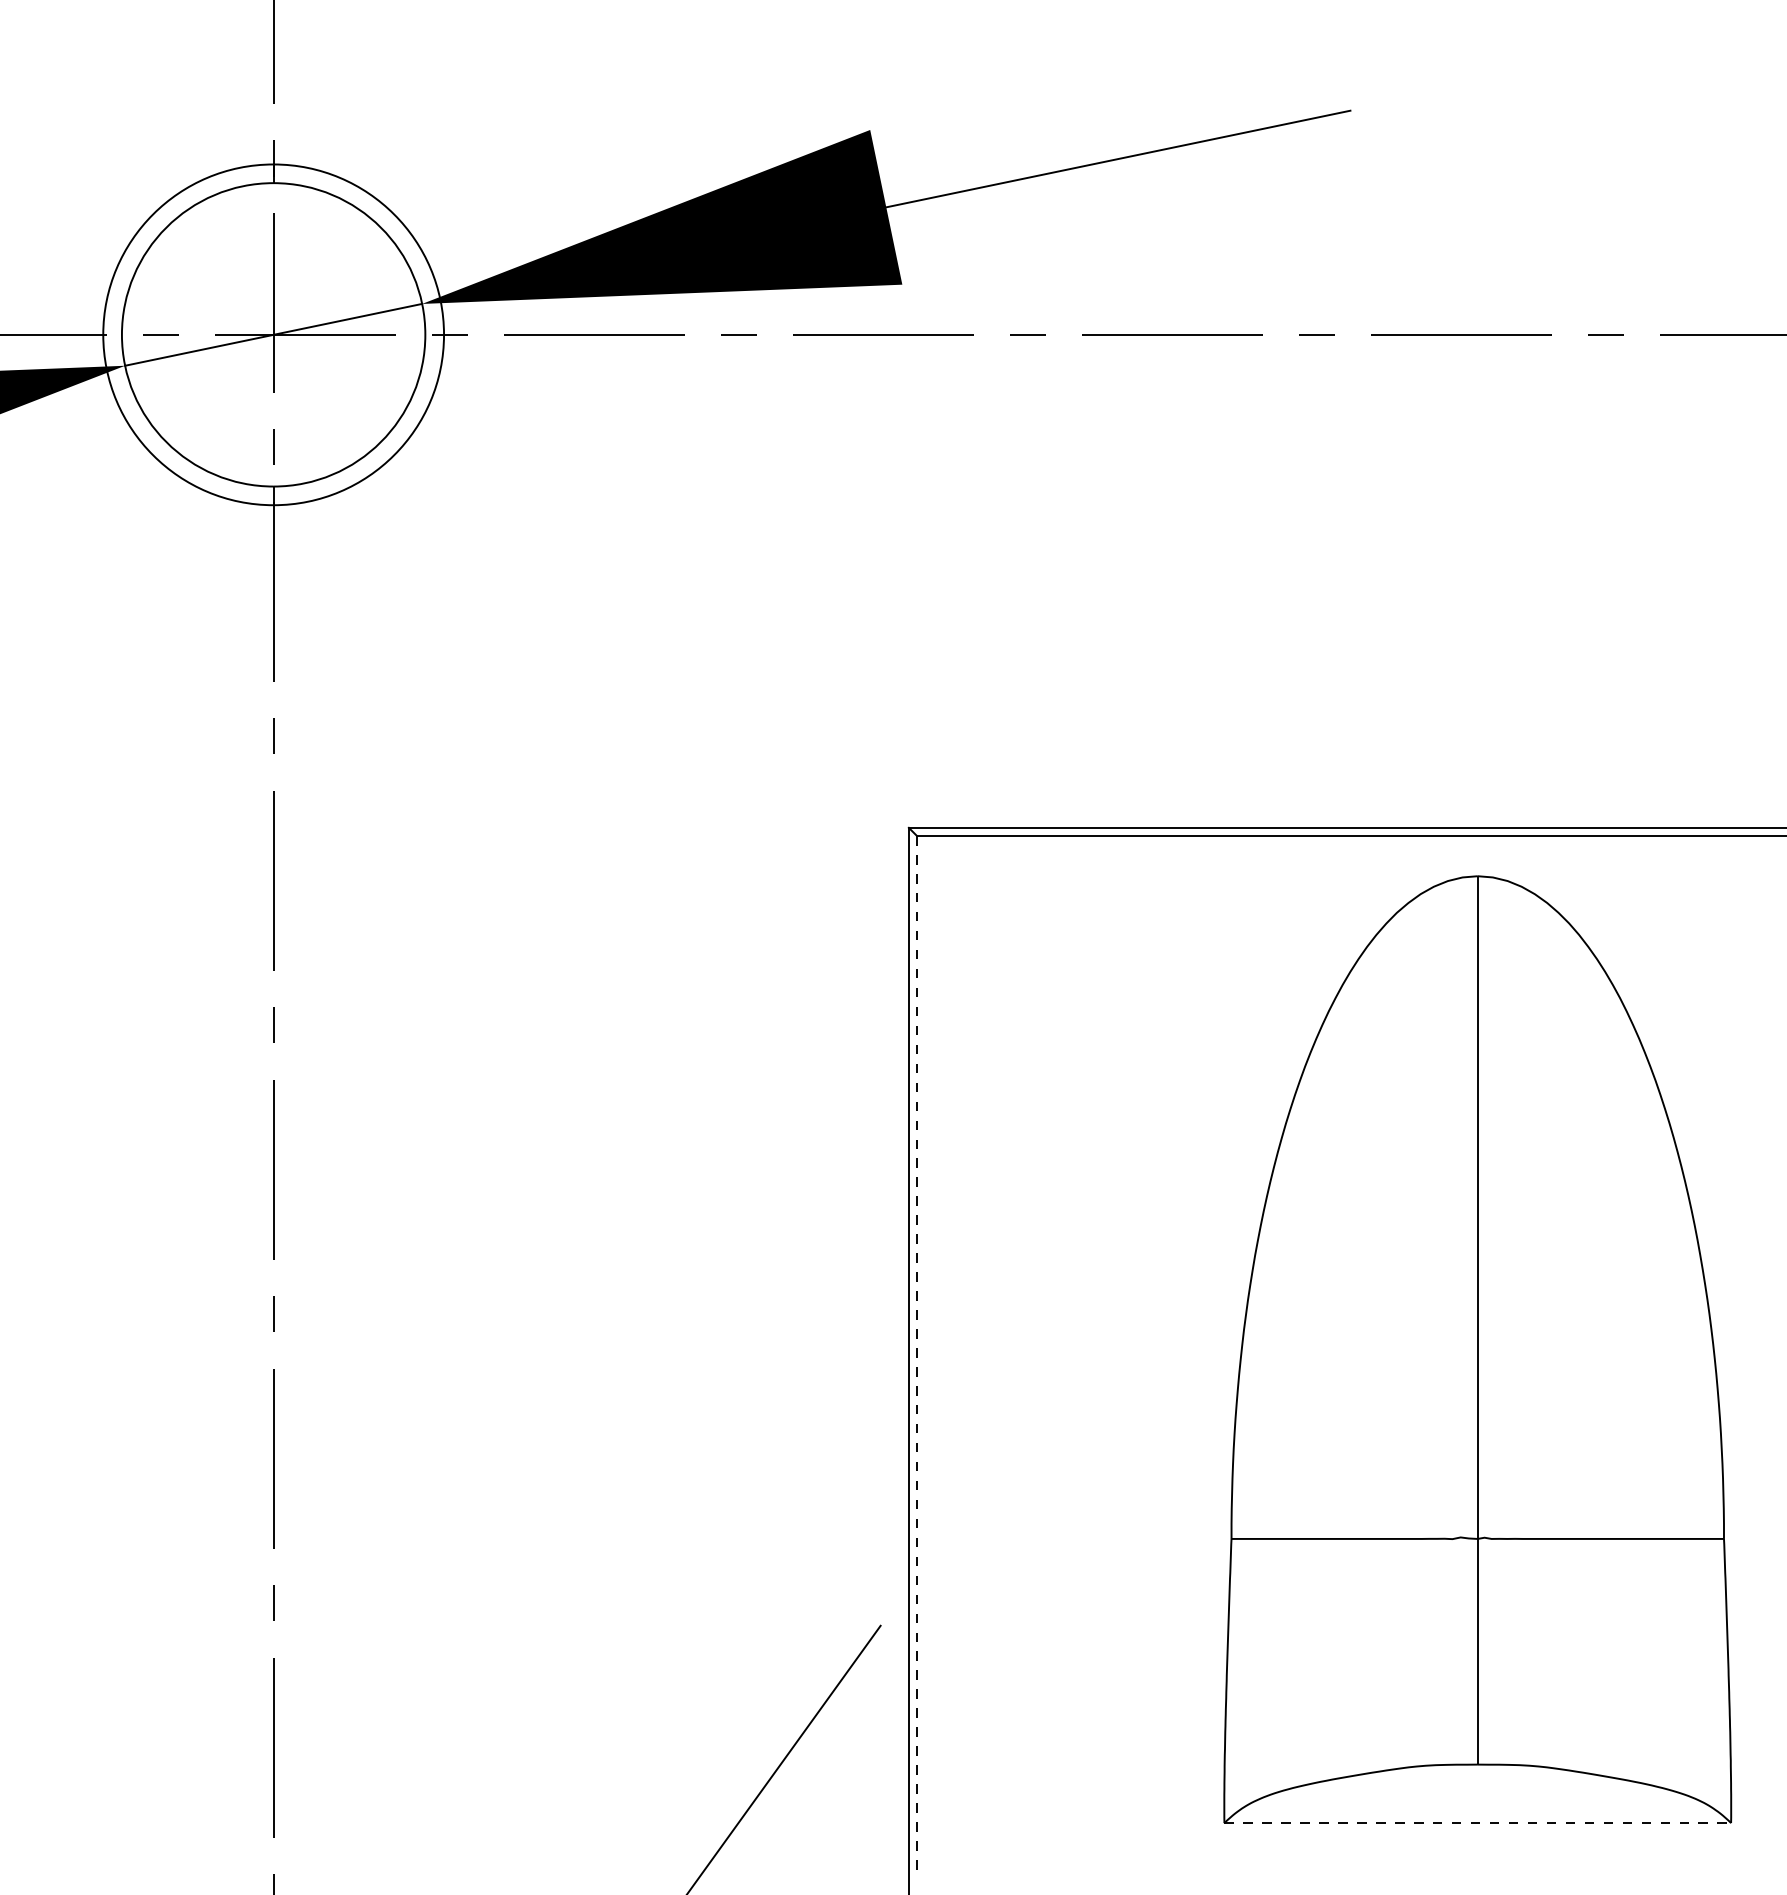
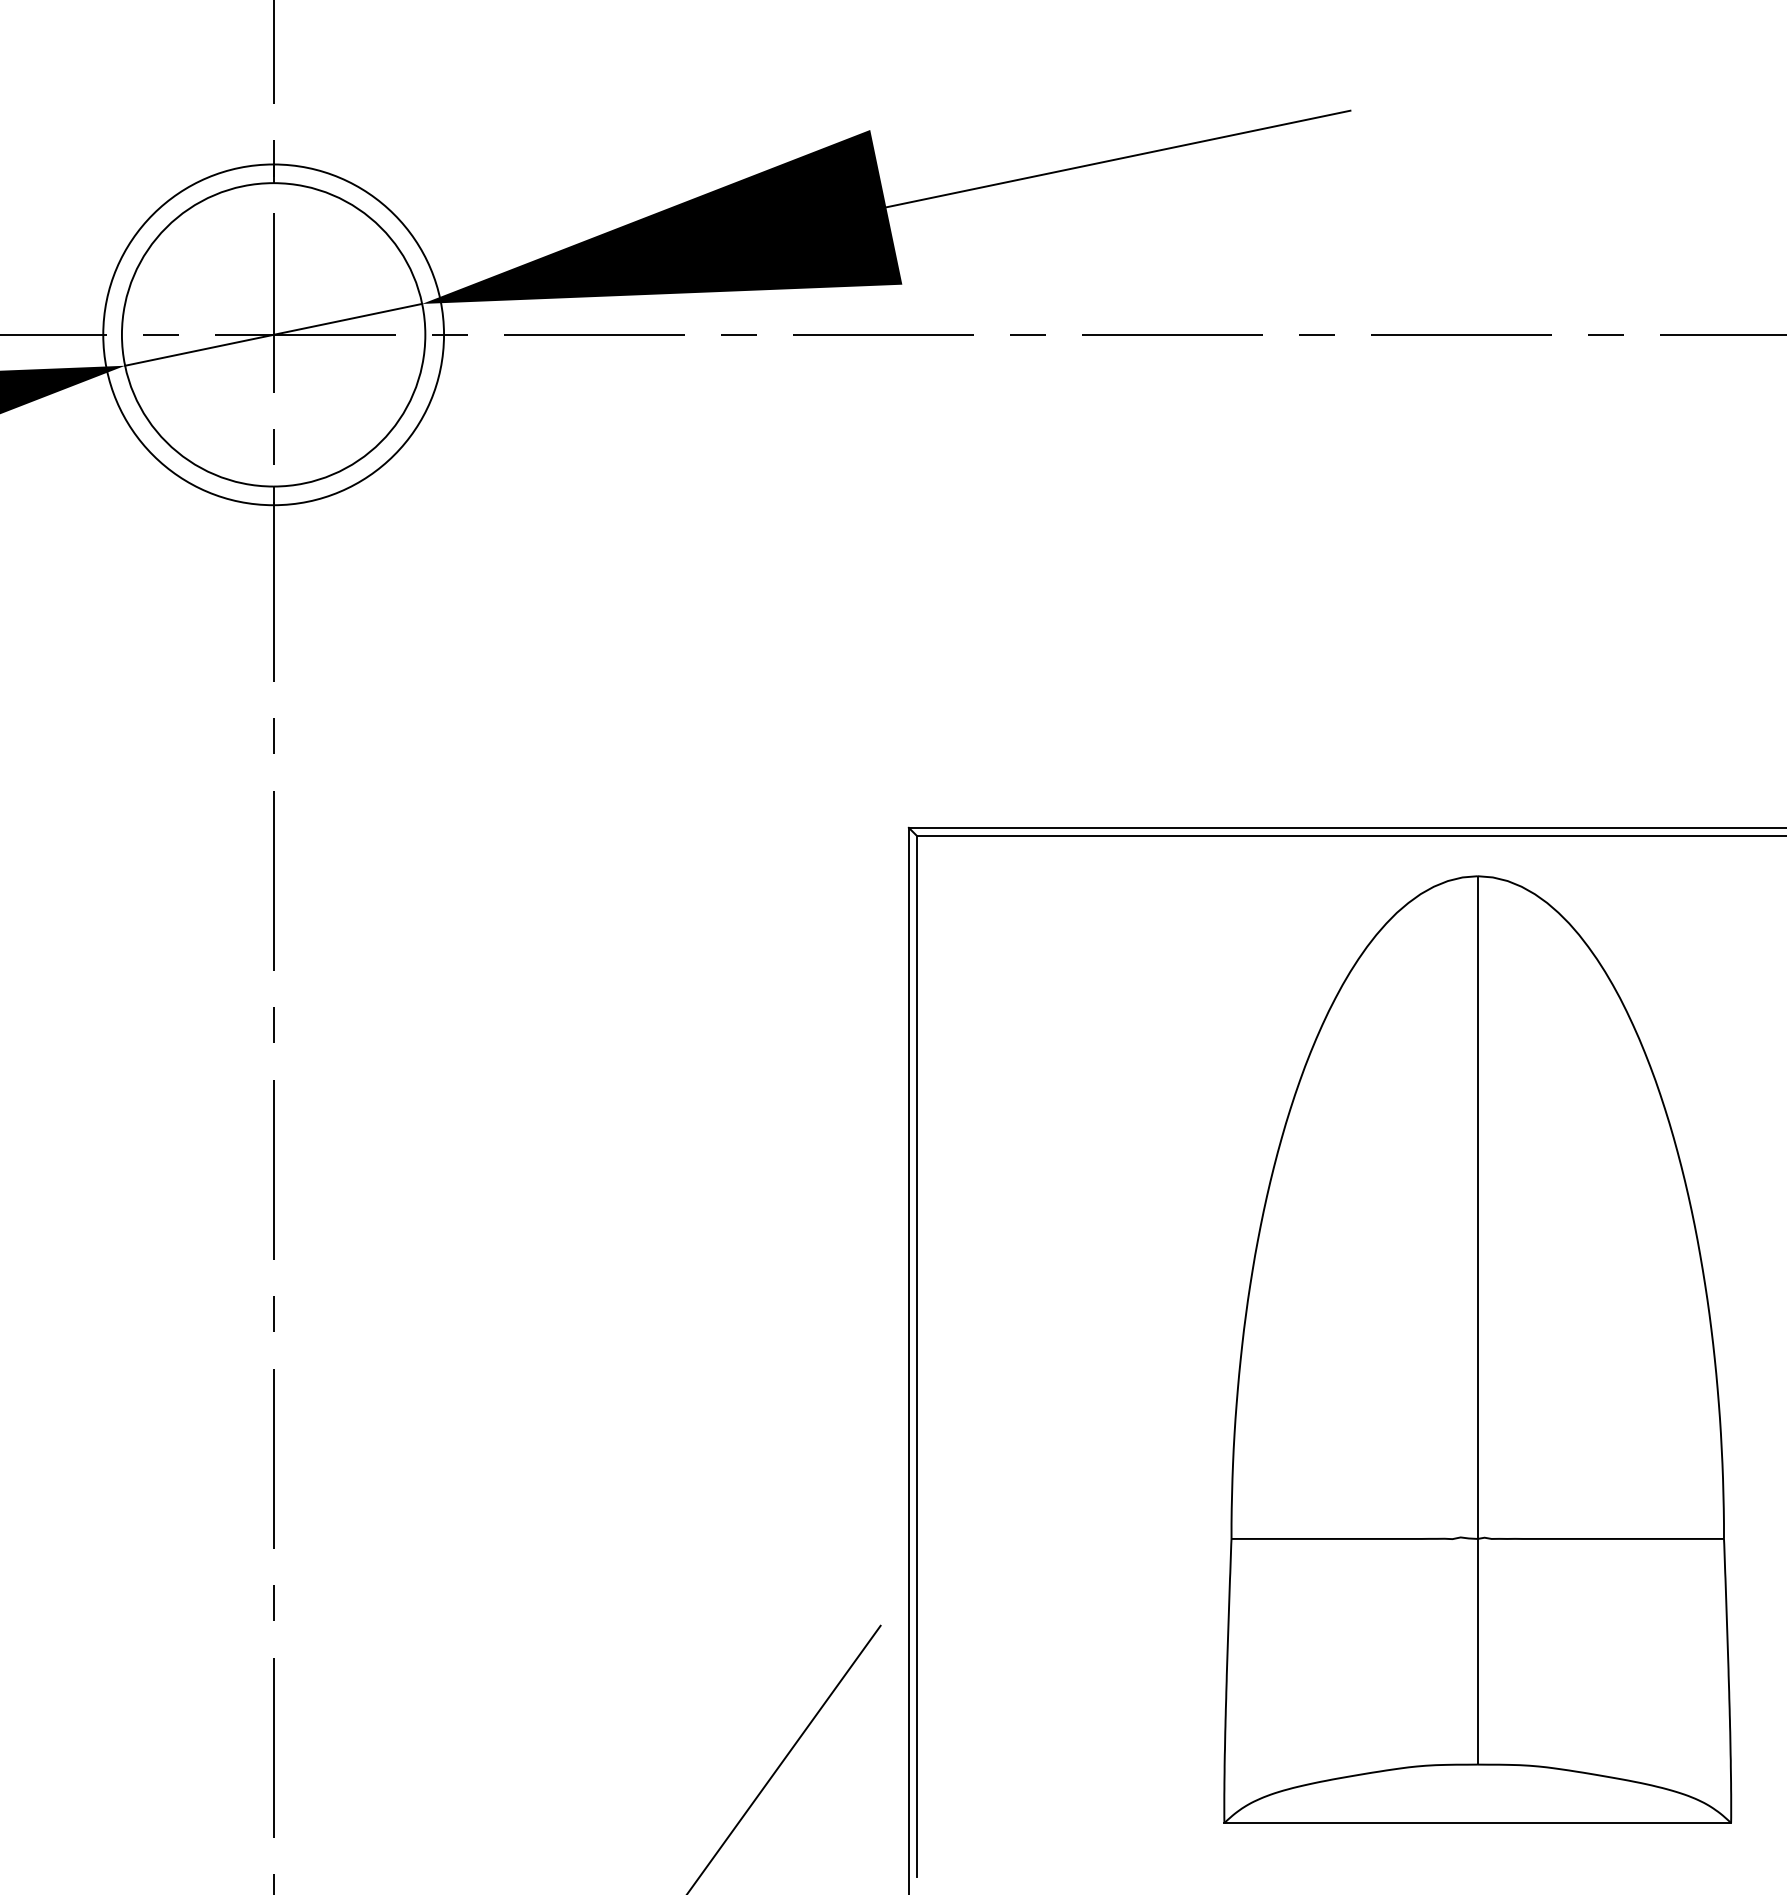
line: dashed -> solid (917, 1356)
line: dashed -> solid (1478, 1823)
